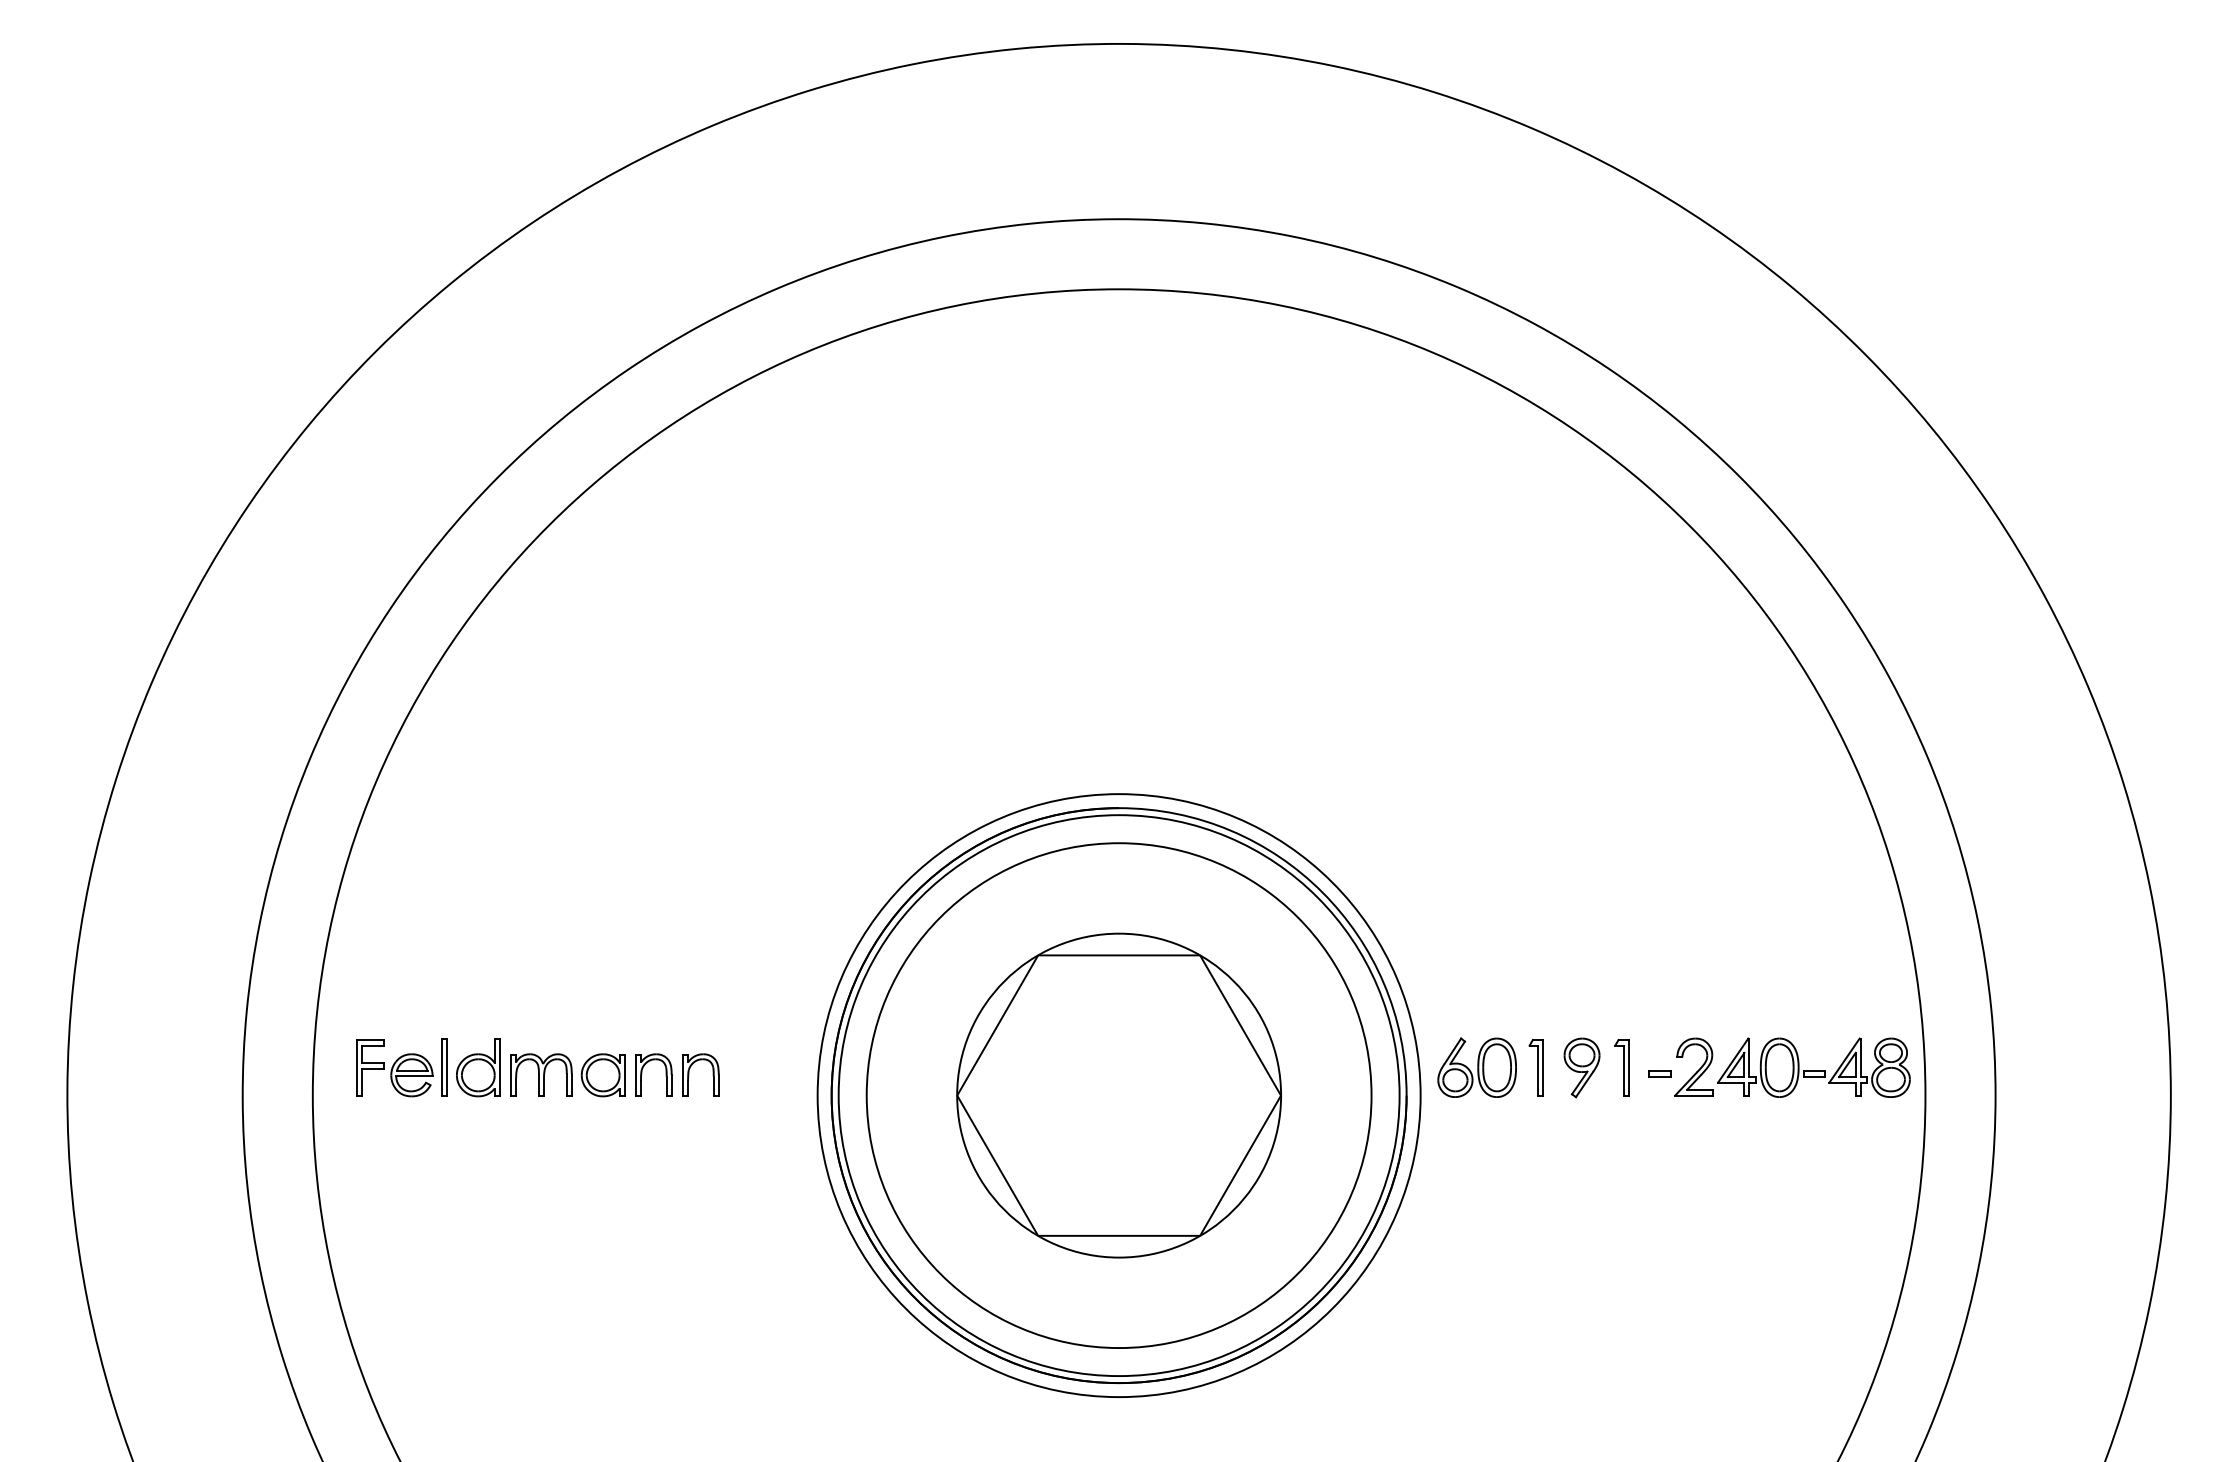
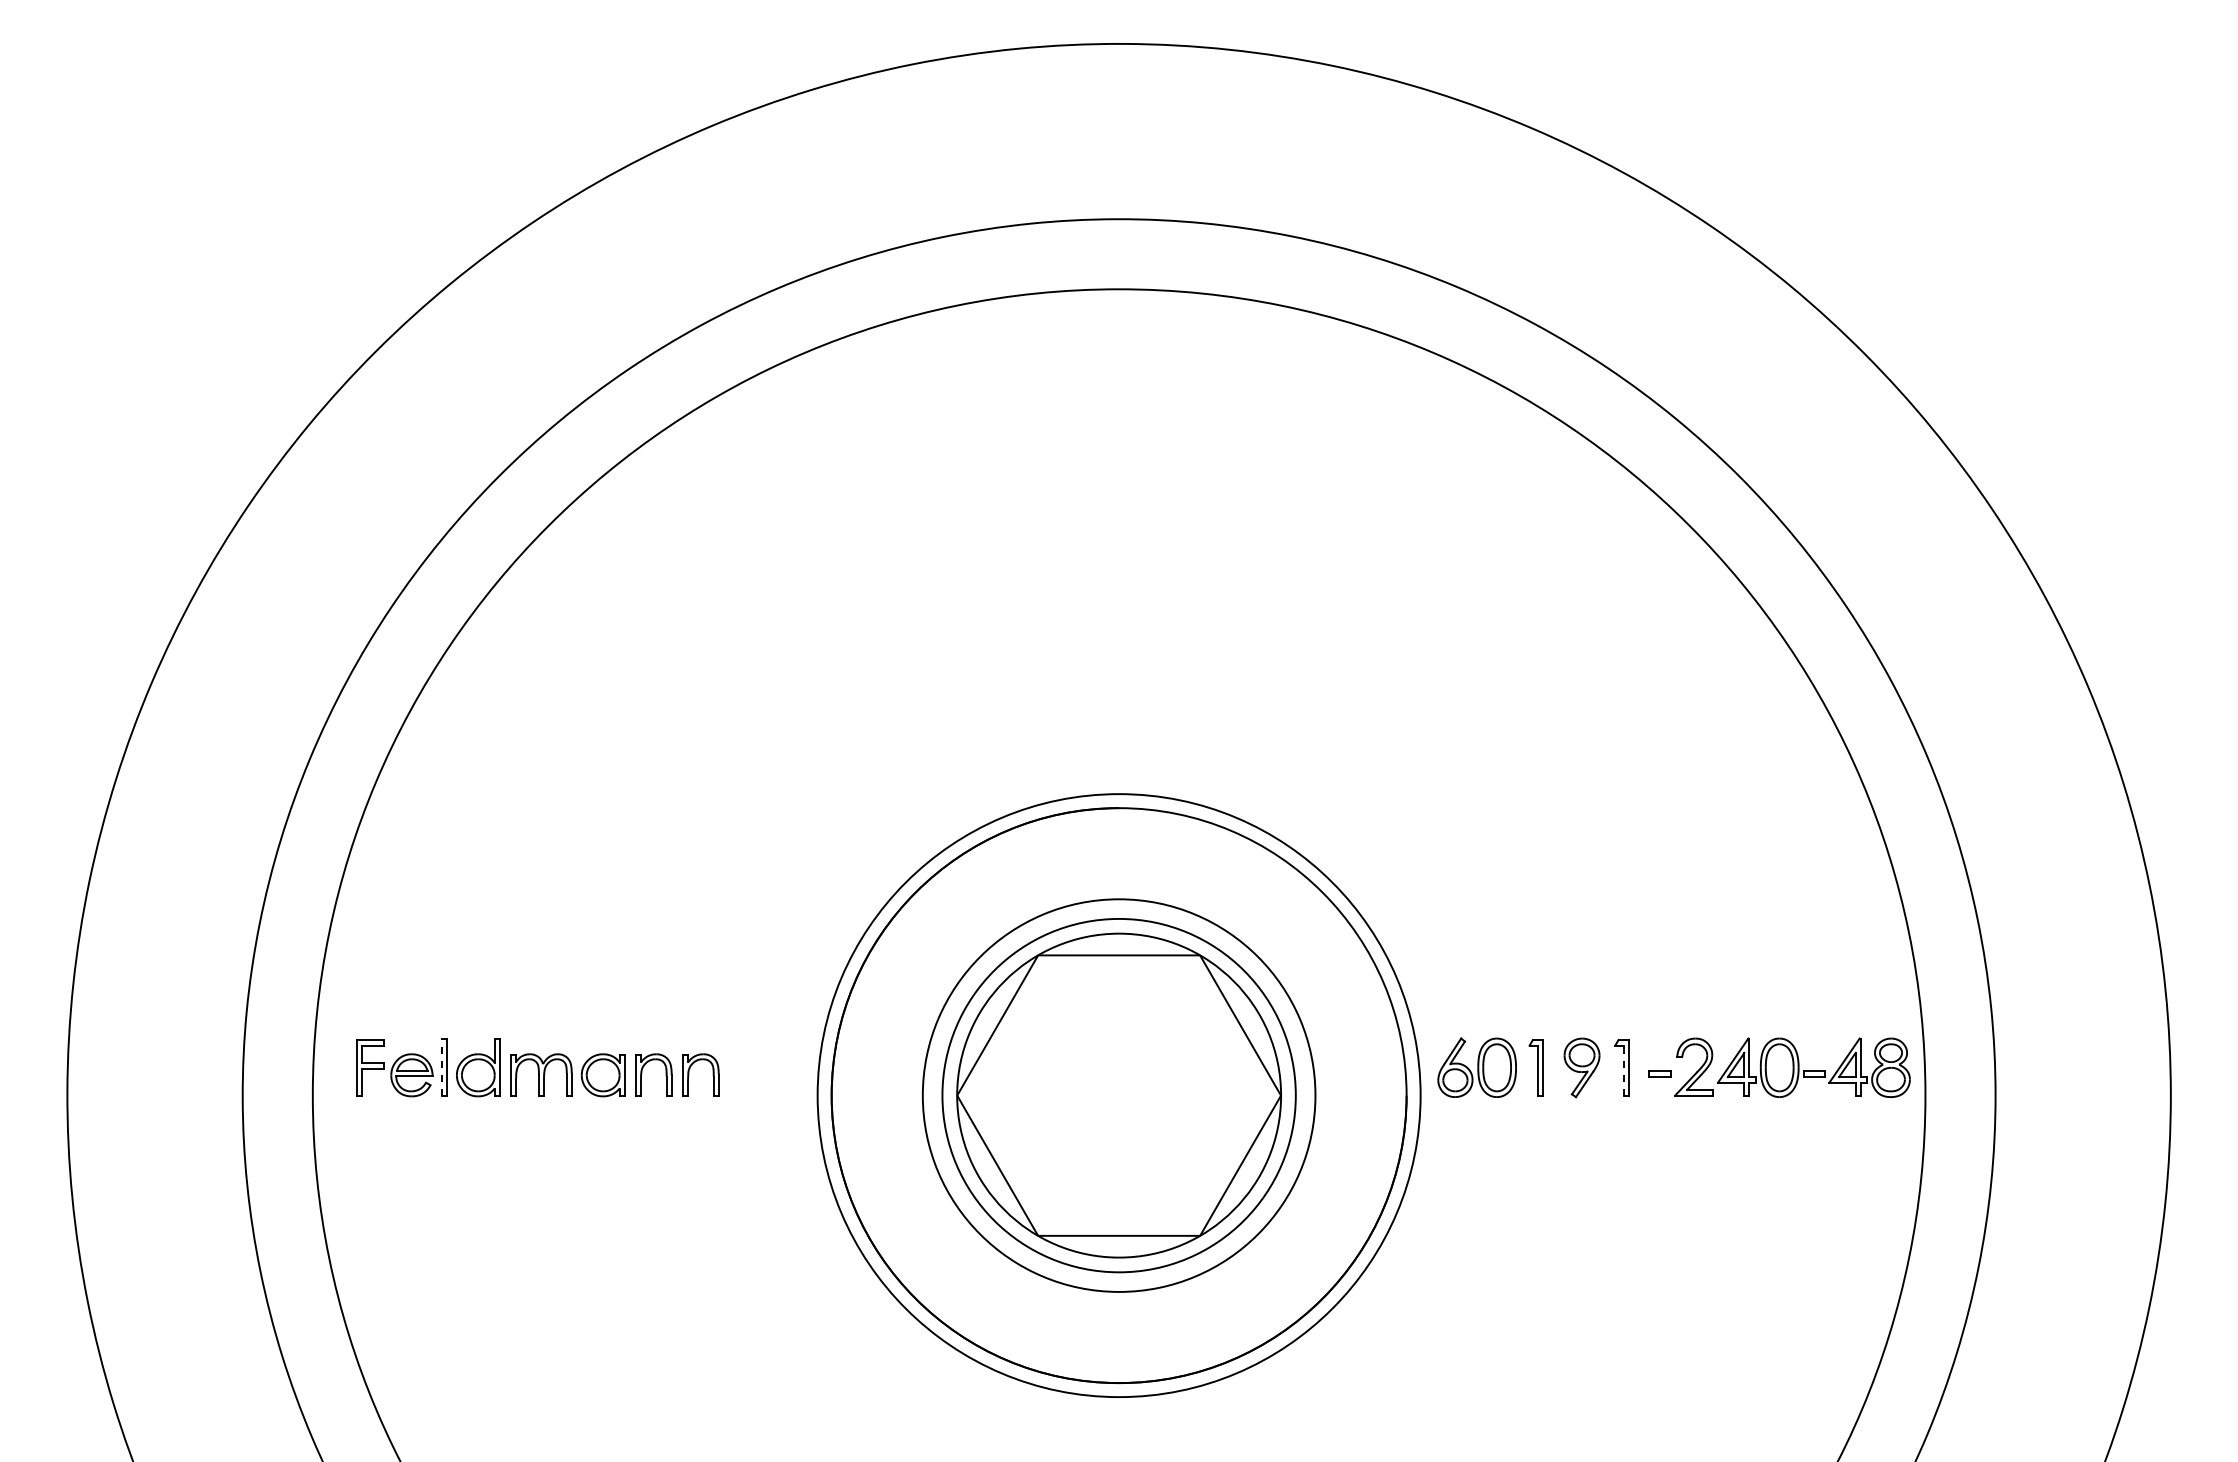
line: solid -> dashed (441, 1067)
line: solid -> dashed (1623, 1070)
circle diameter: 505 px -> 353 px (1118, 1095)
circle diameter: 561 px -> 393 px (1118, 1095)
